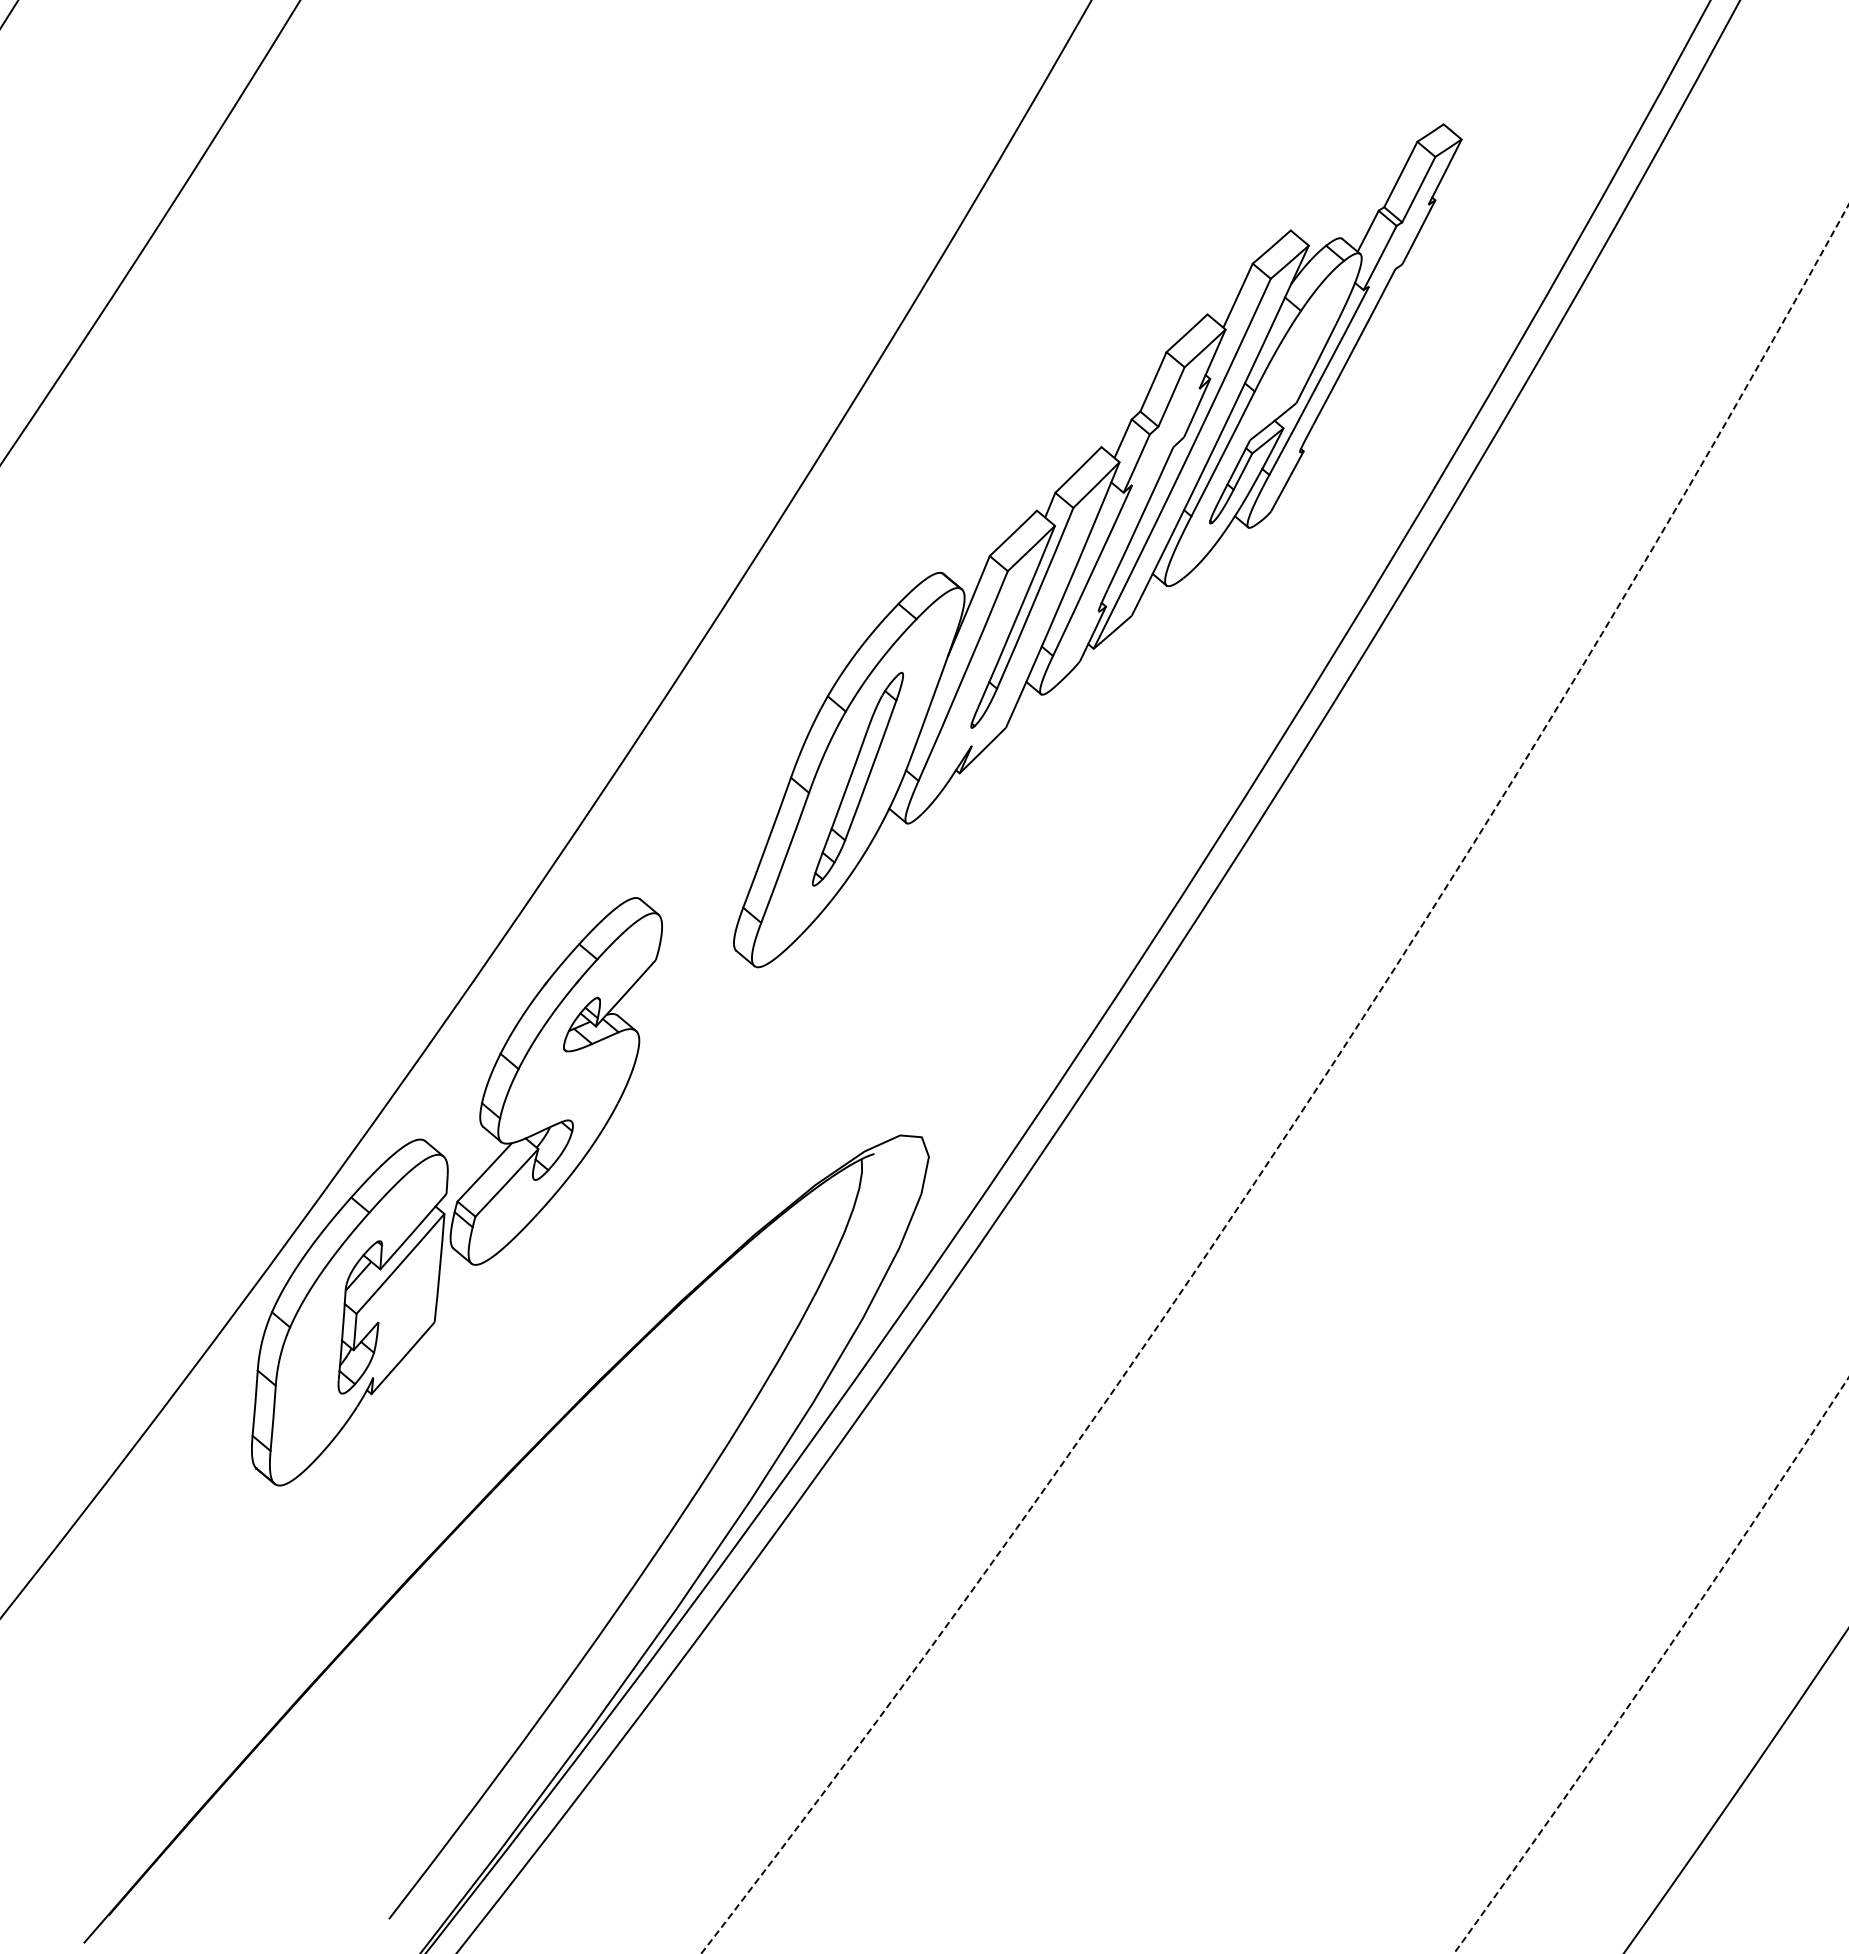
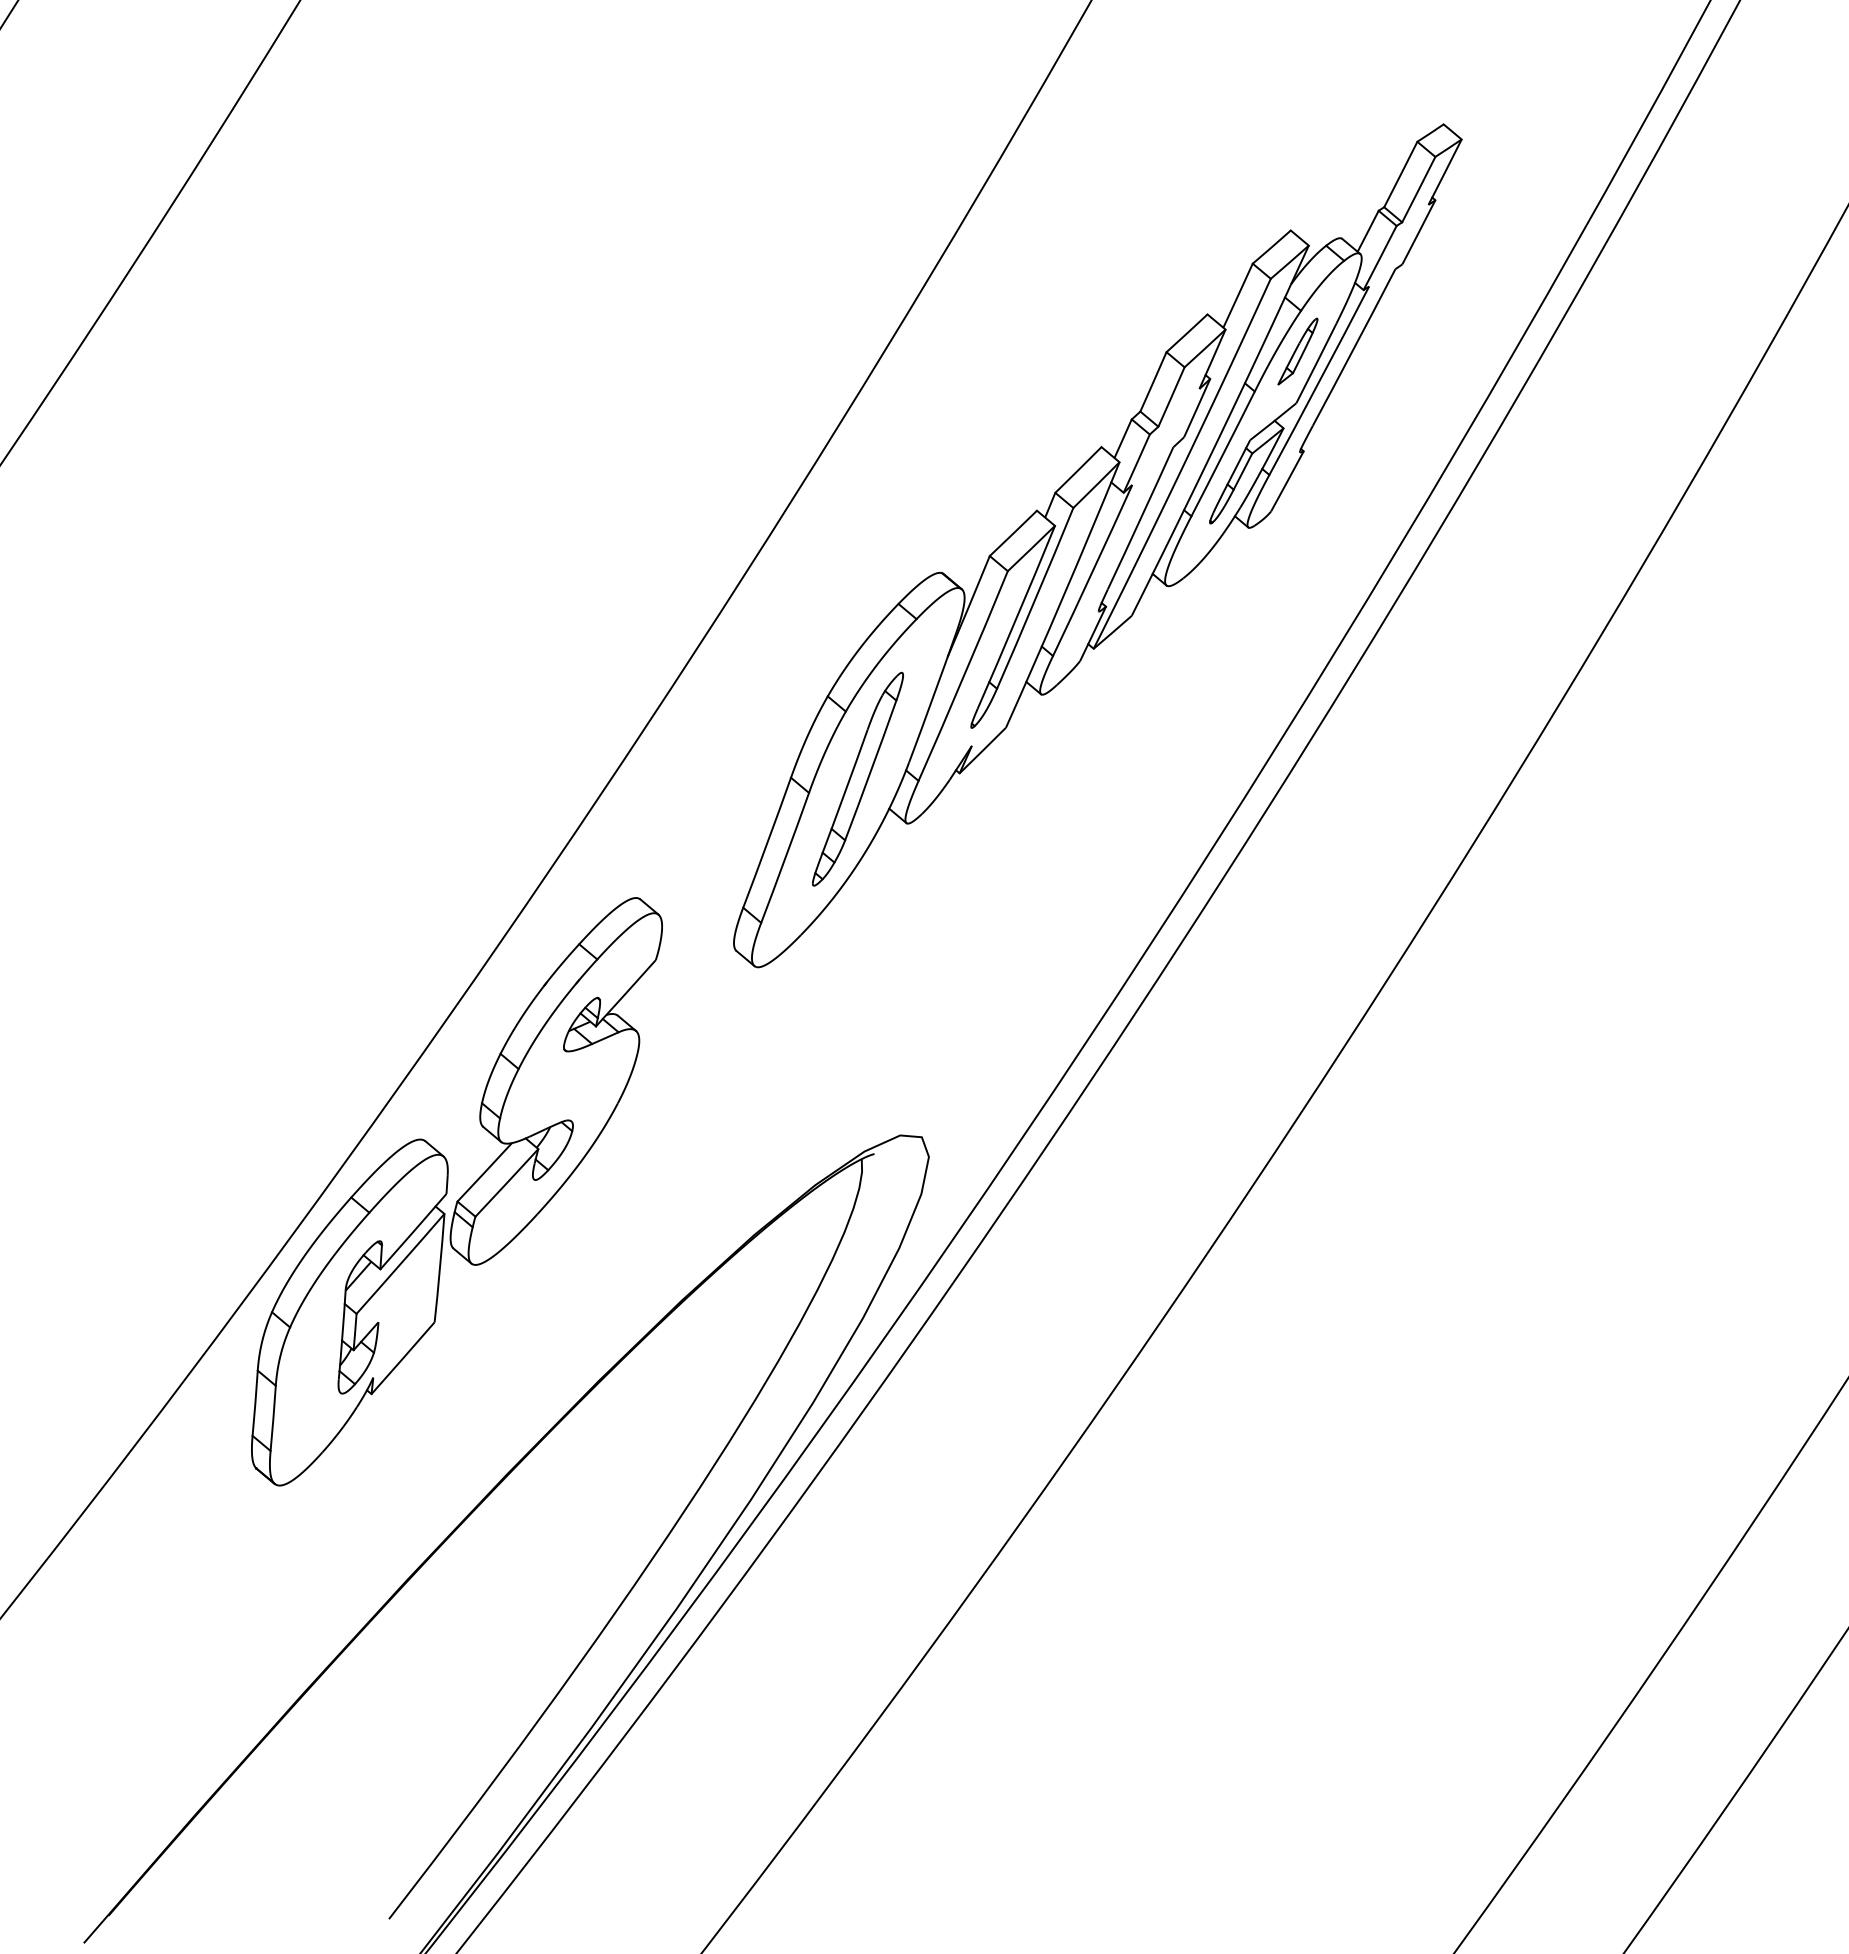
part: none -> present (1297, 351)
circle: dashed -> solid (1274, 1078)
circle: dashed -> solid (1650, 1665)
